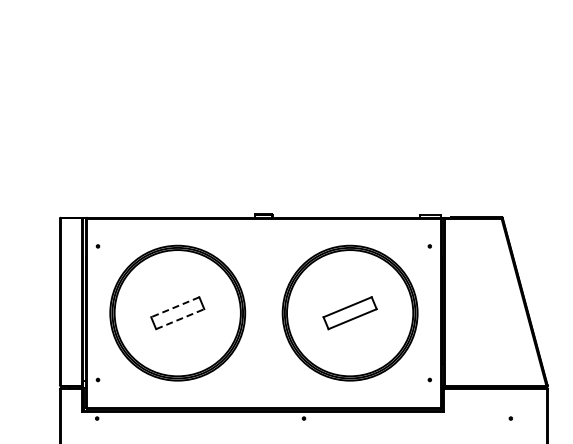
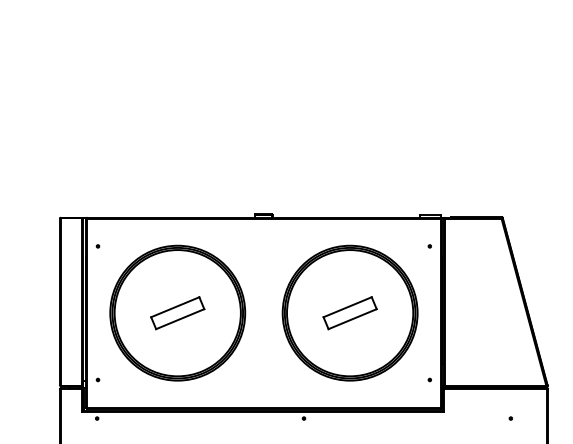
line: dashed -> solid (174, 307)
line: dashed -> solid (180, 318)
